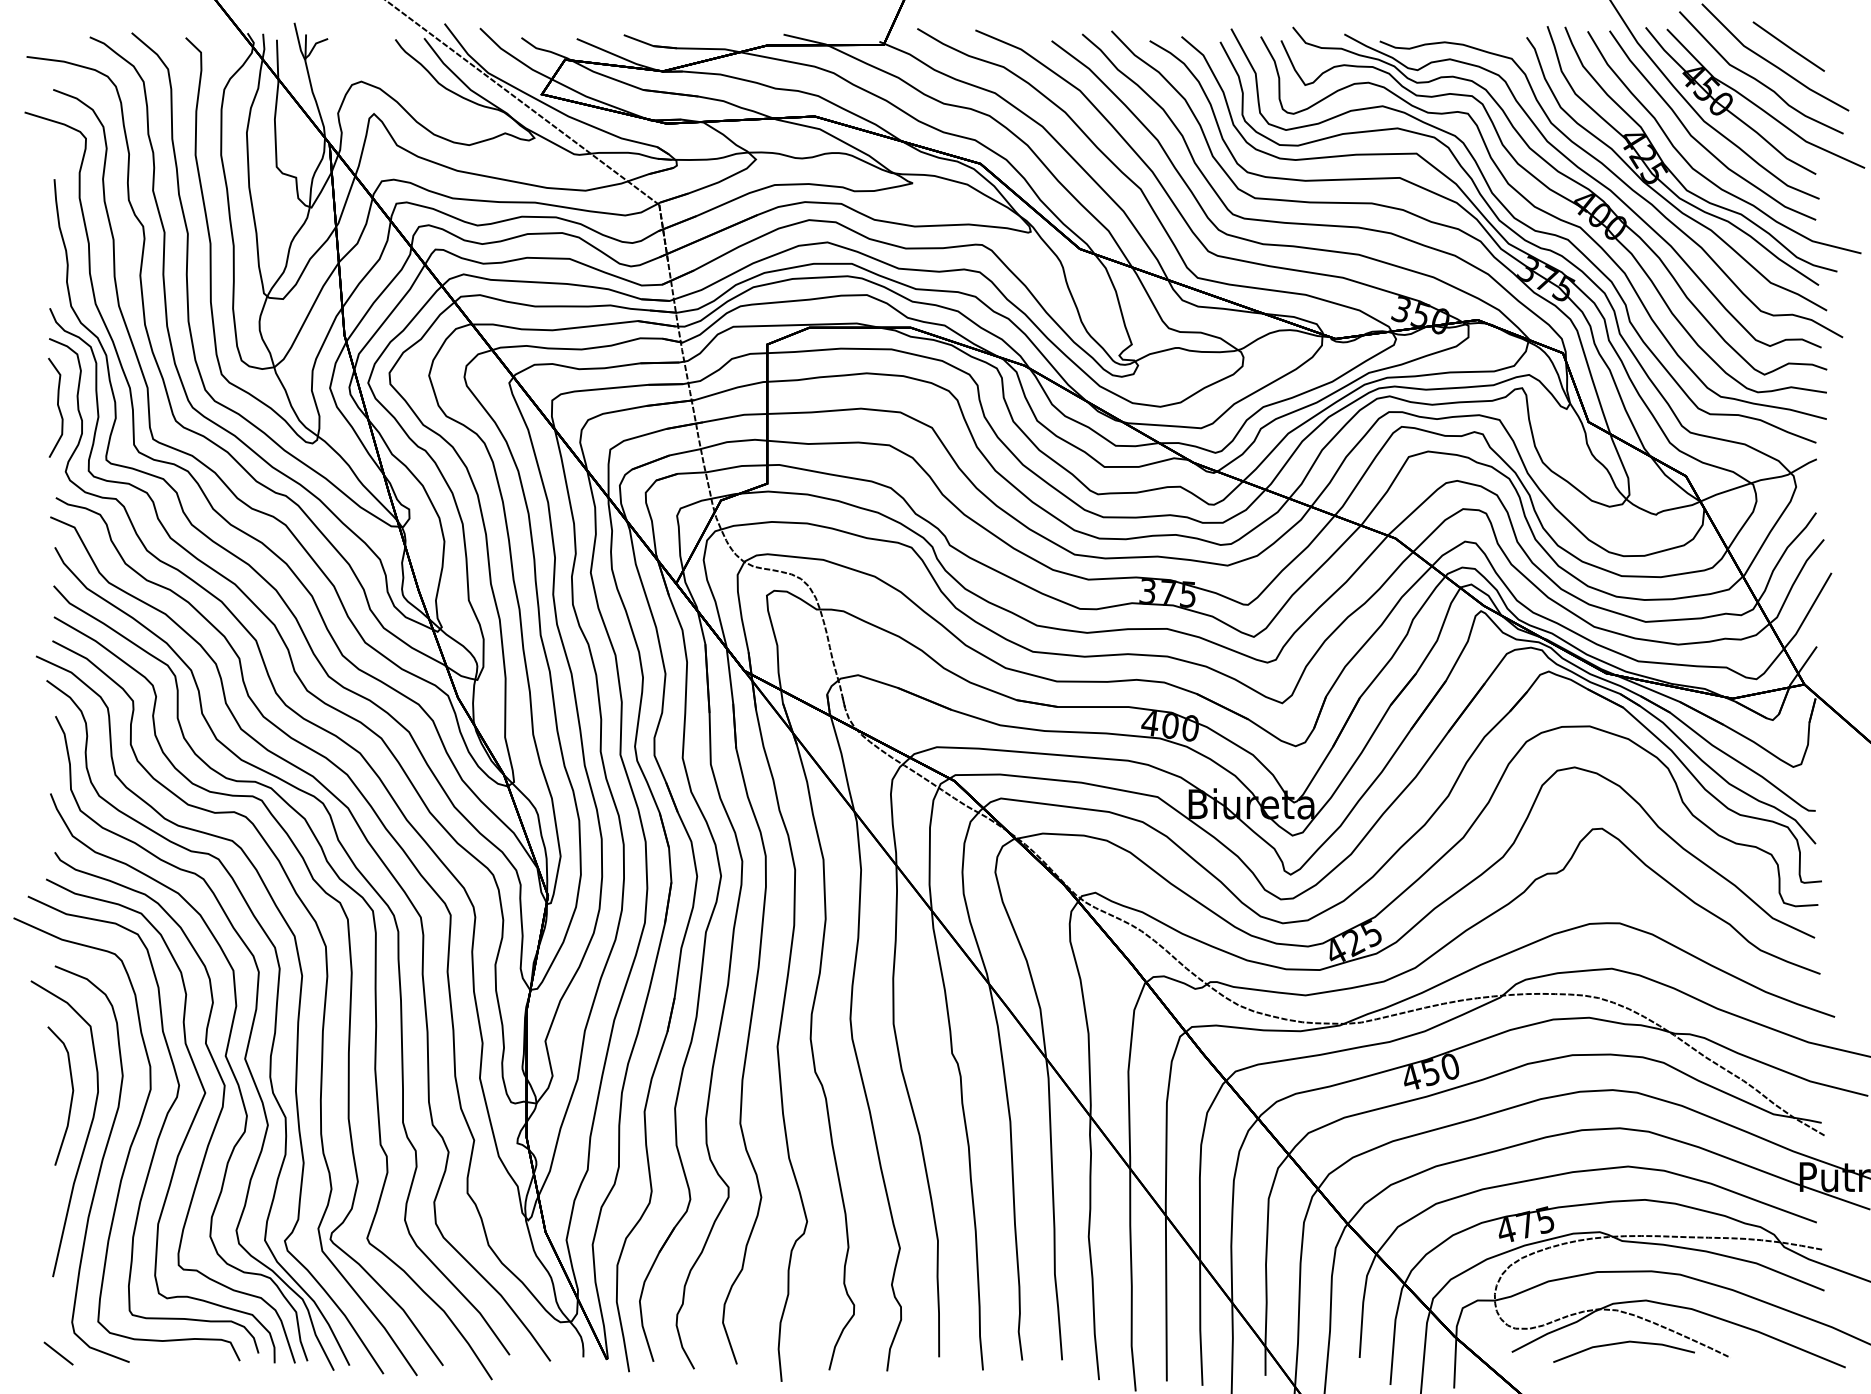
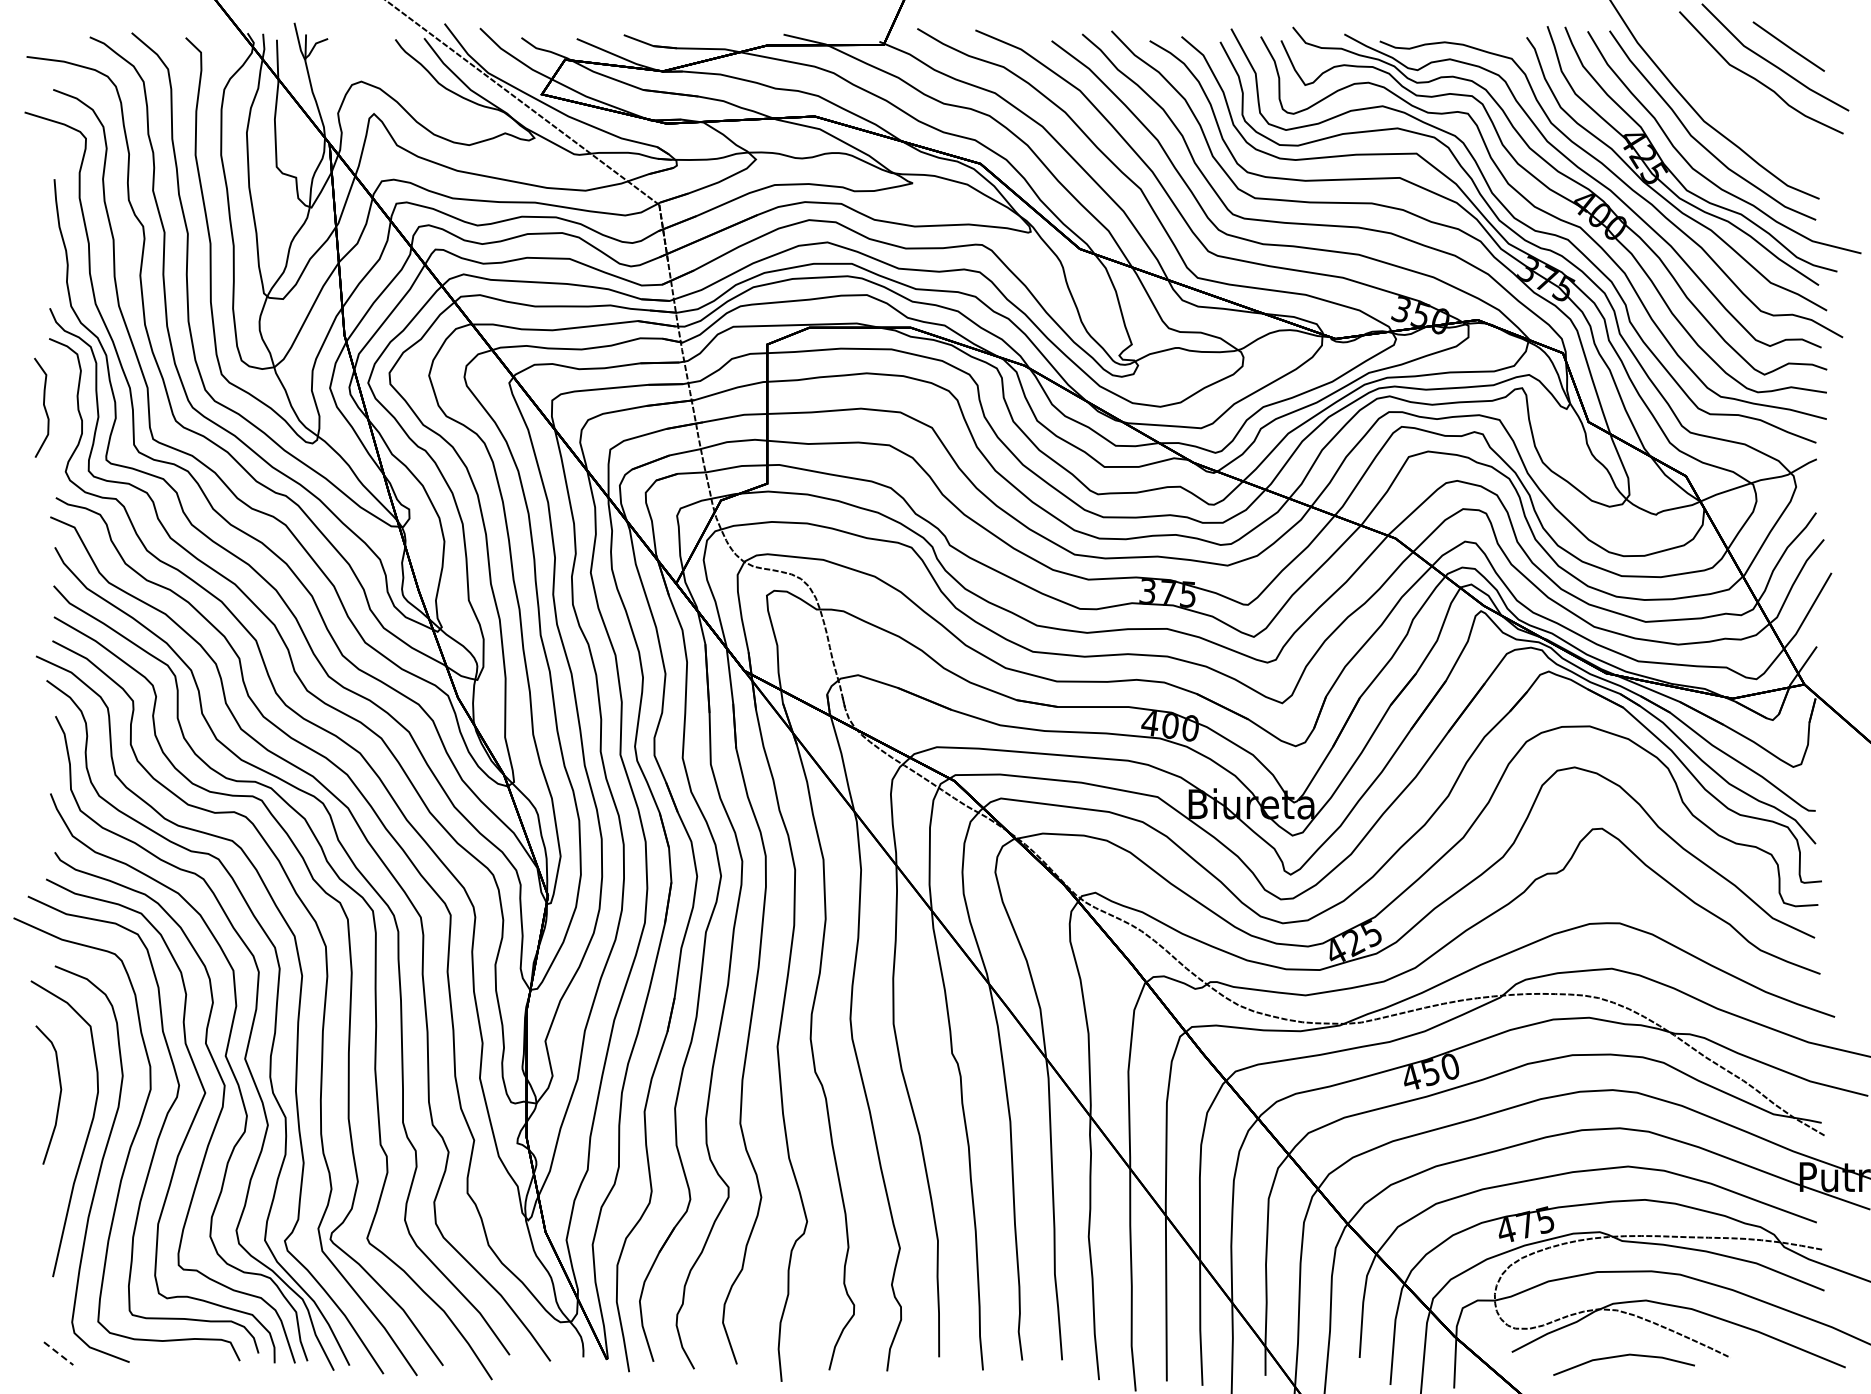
part: present -> none (1755, 100)
curve position: (57, 407) -> (43, 407) (43, 407)
curve position: (71, 1095) -> (59, 1094) (59, 1094)
line position: (1623, 1343) -> (1623, 1356) (1623, 1356)
line: solid -> dashed (58, 1353)
